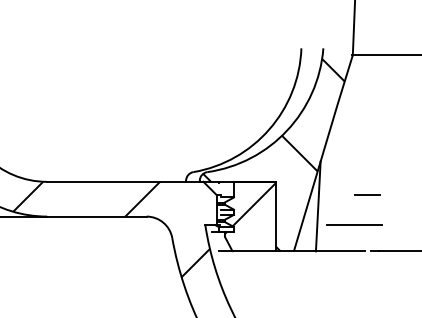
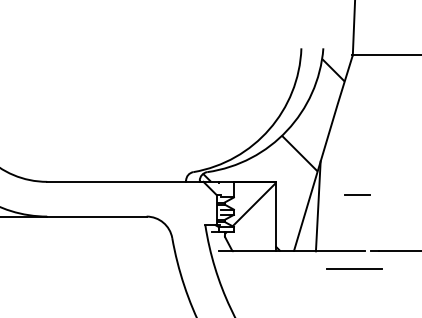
line position: (367, 194) -> (357, 194) (357, 194)
line position: (354, 224) -> (354, 268) (354, 268)
hatch: present -> none (111, 229)
